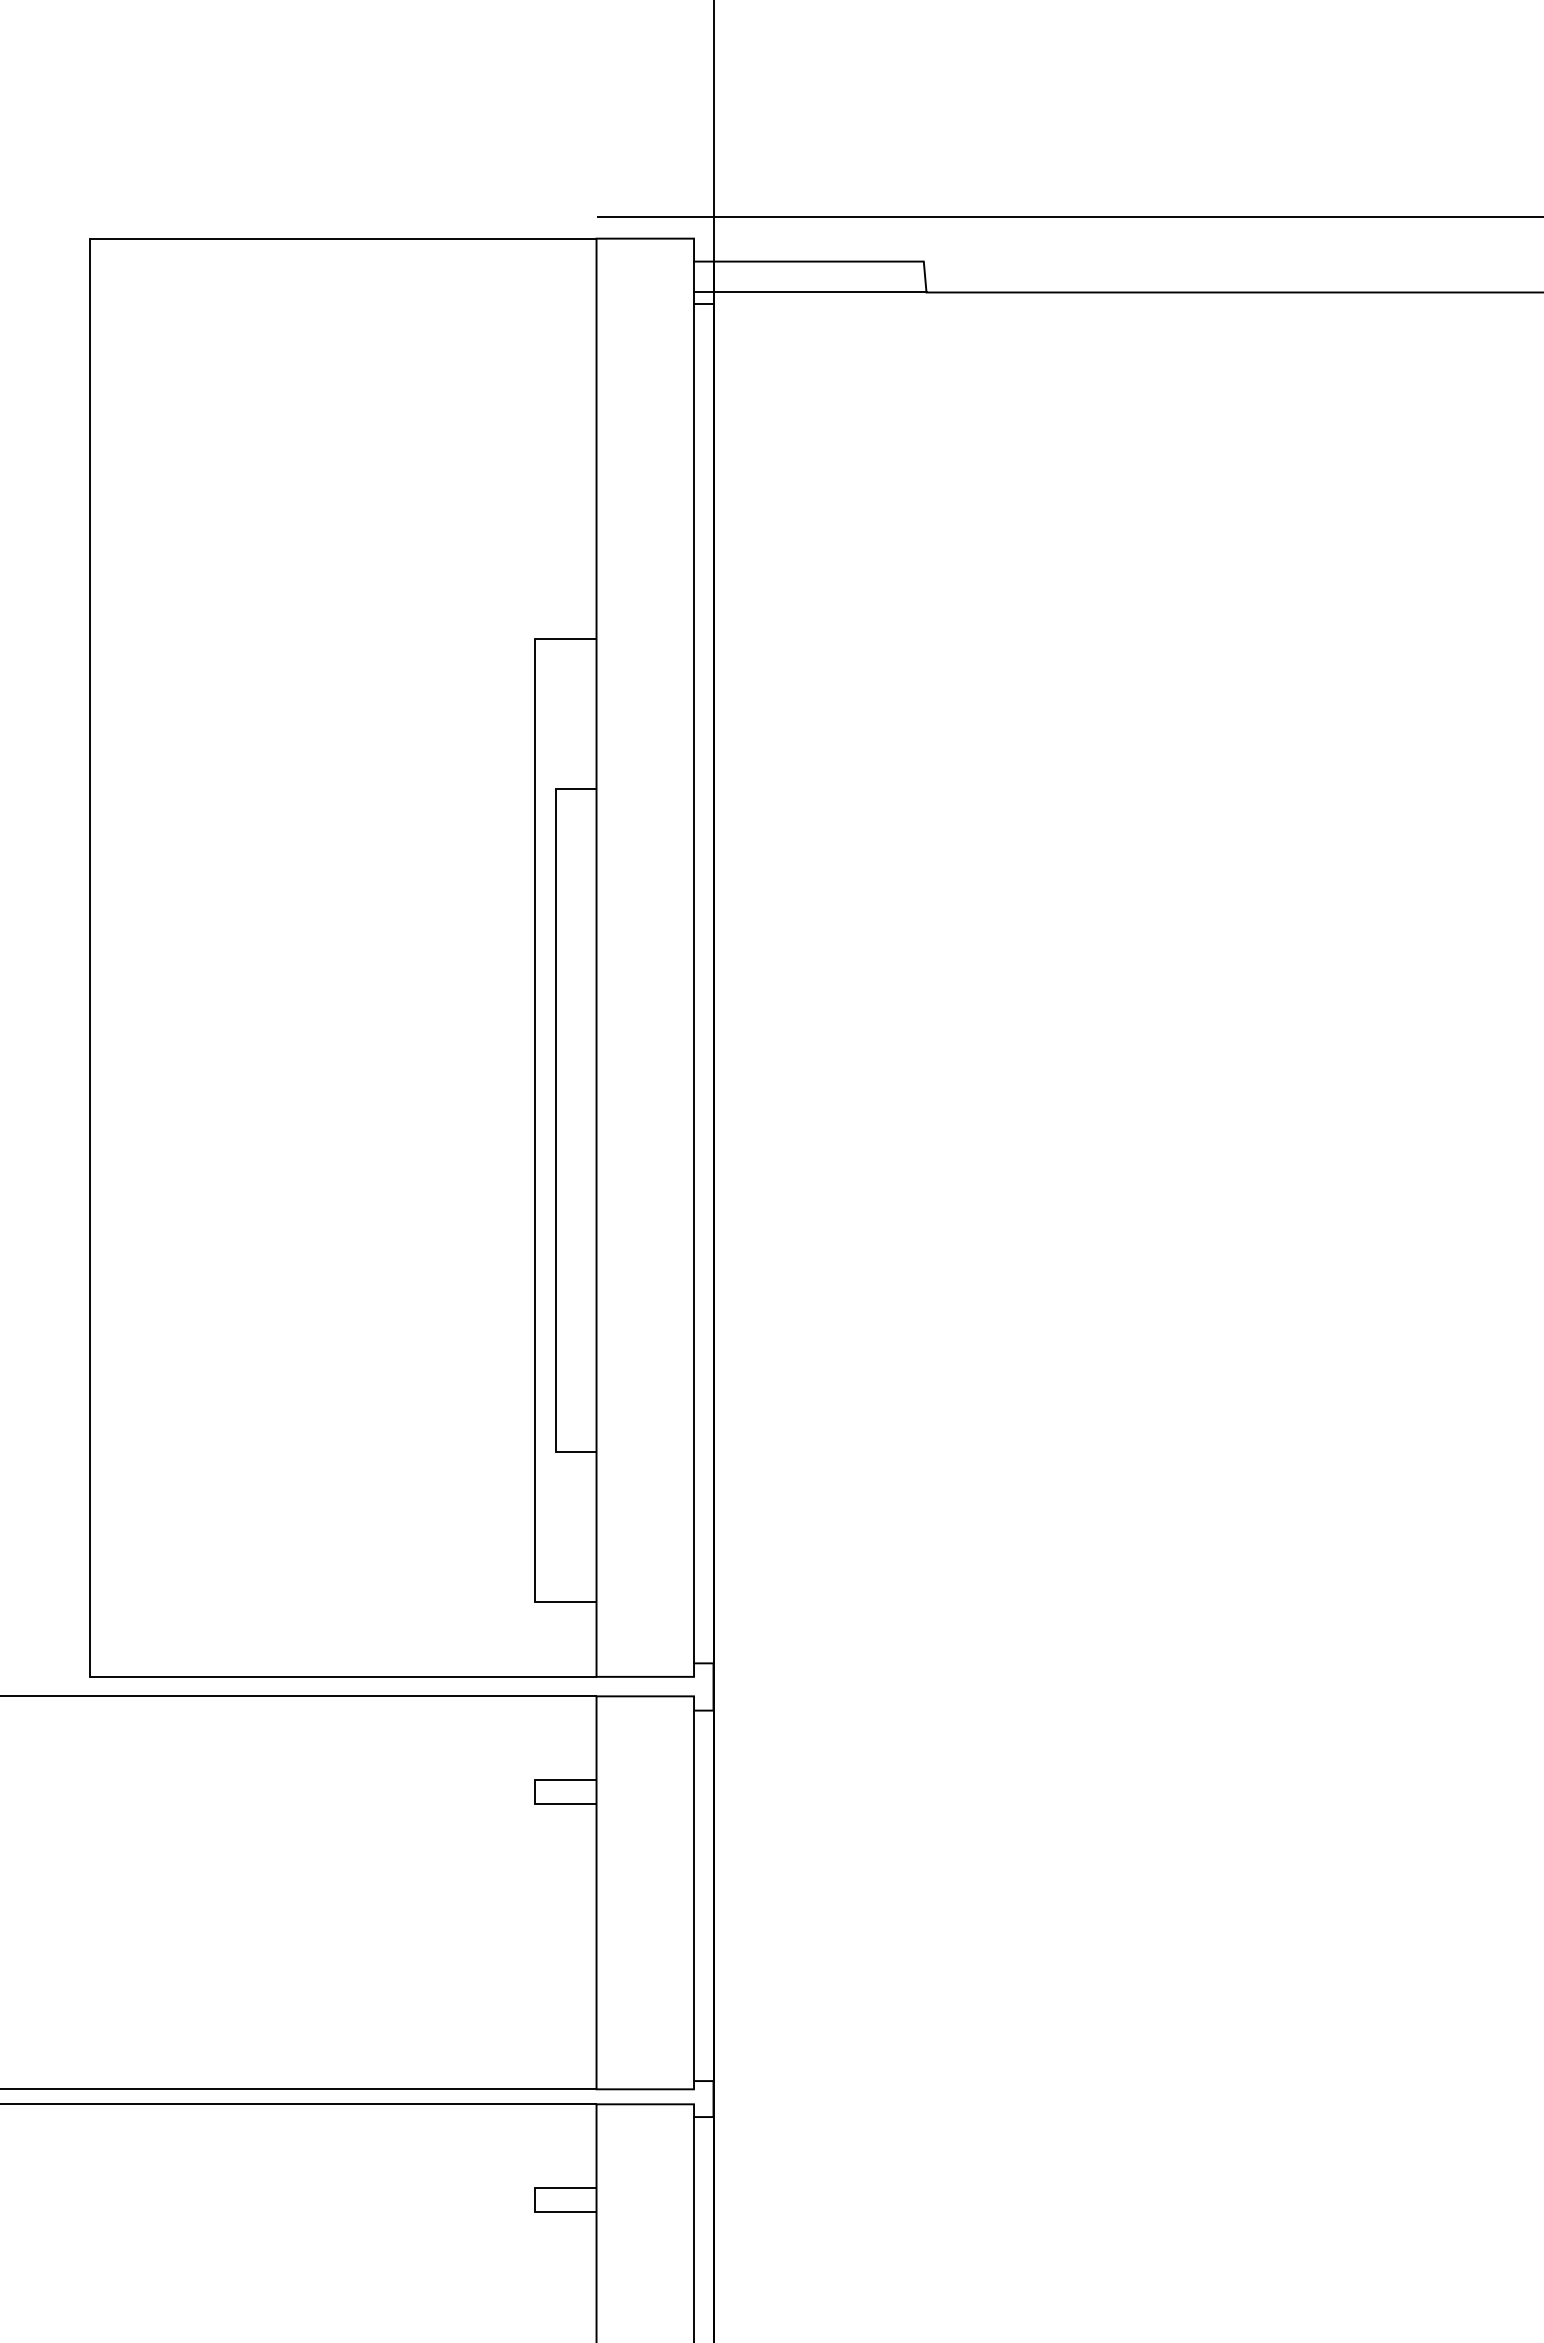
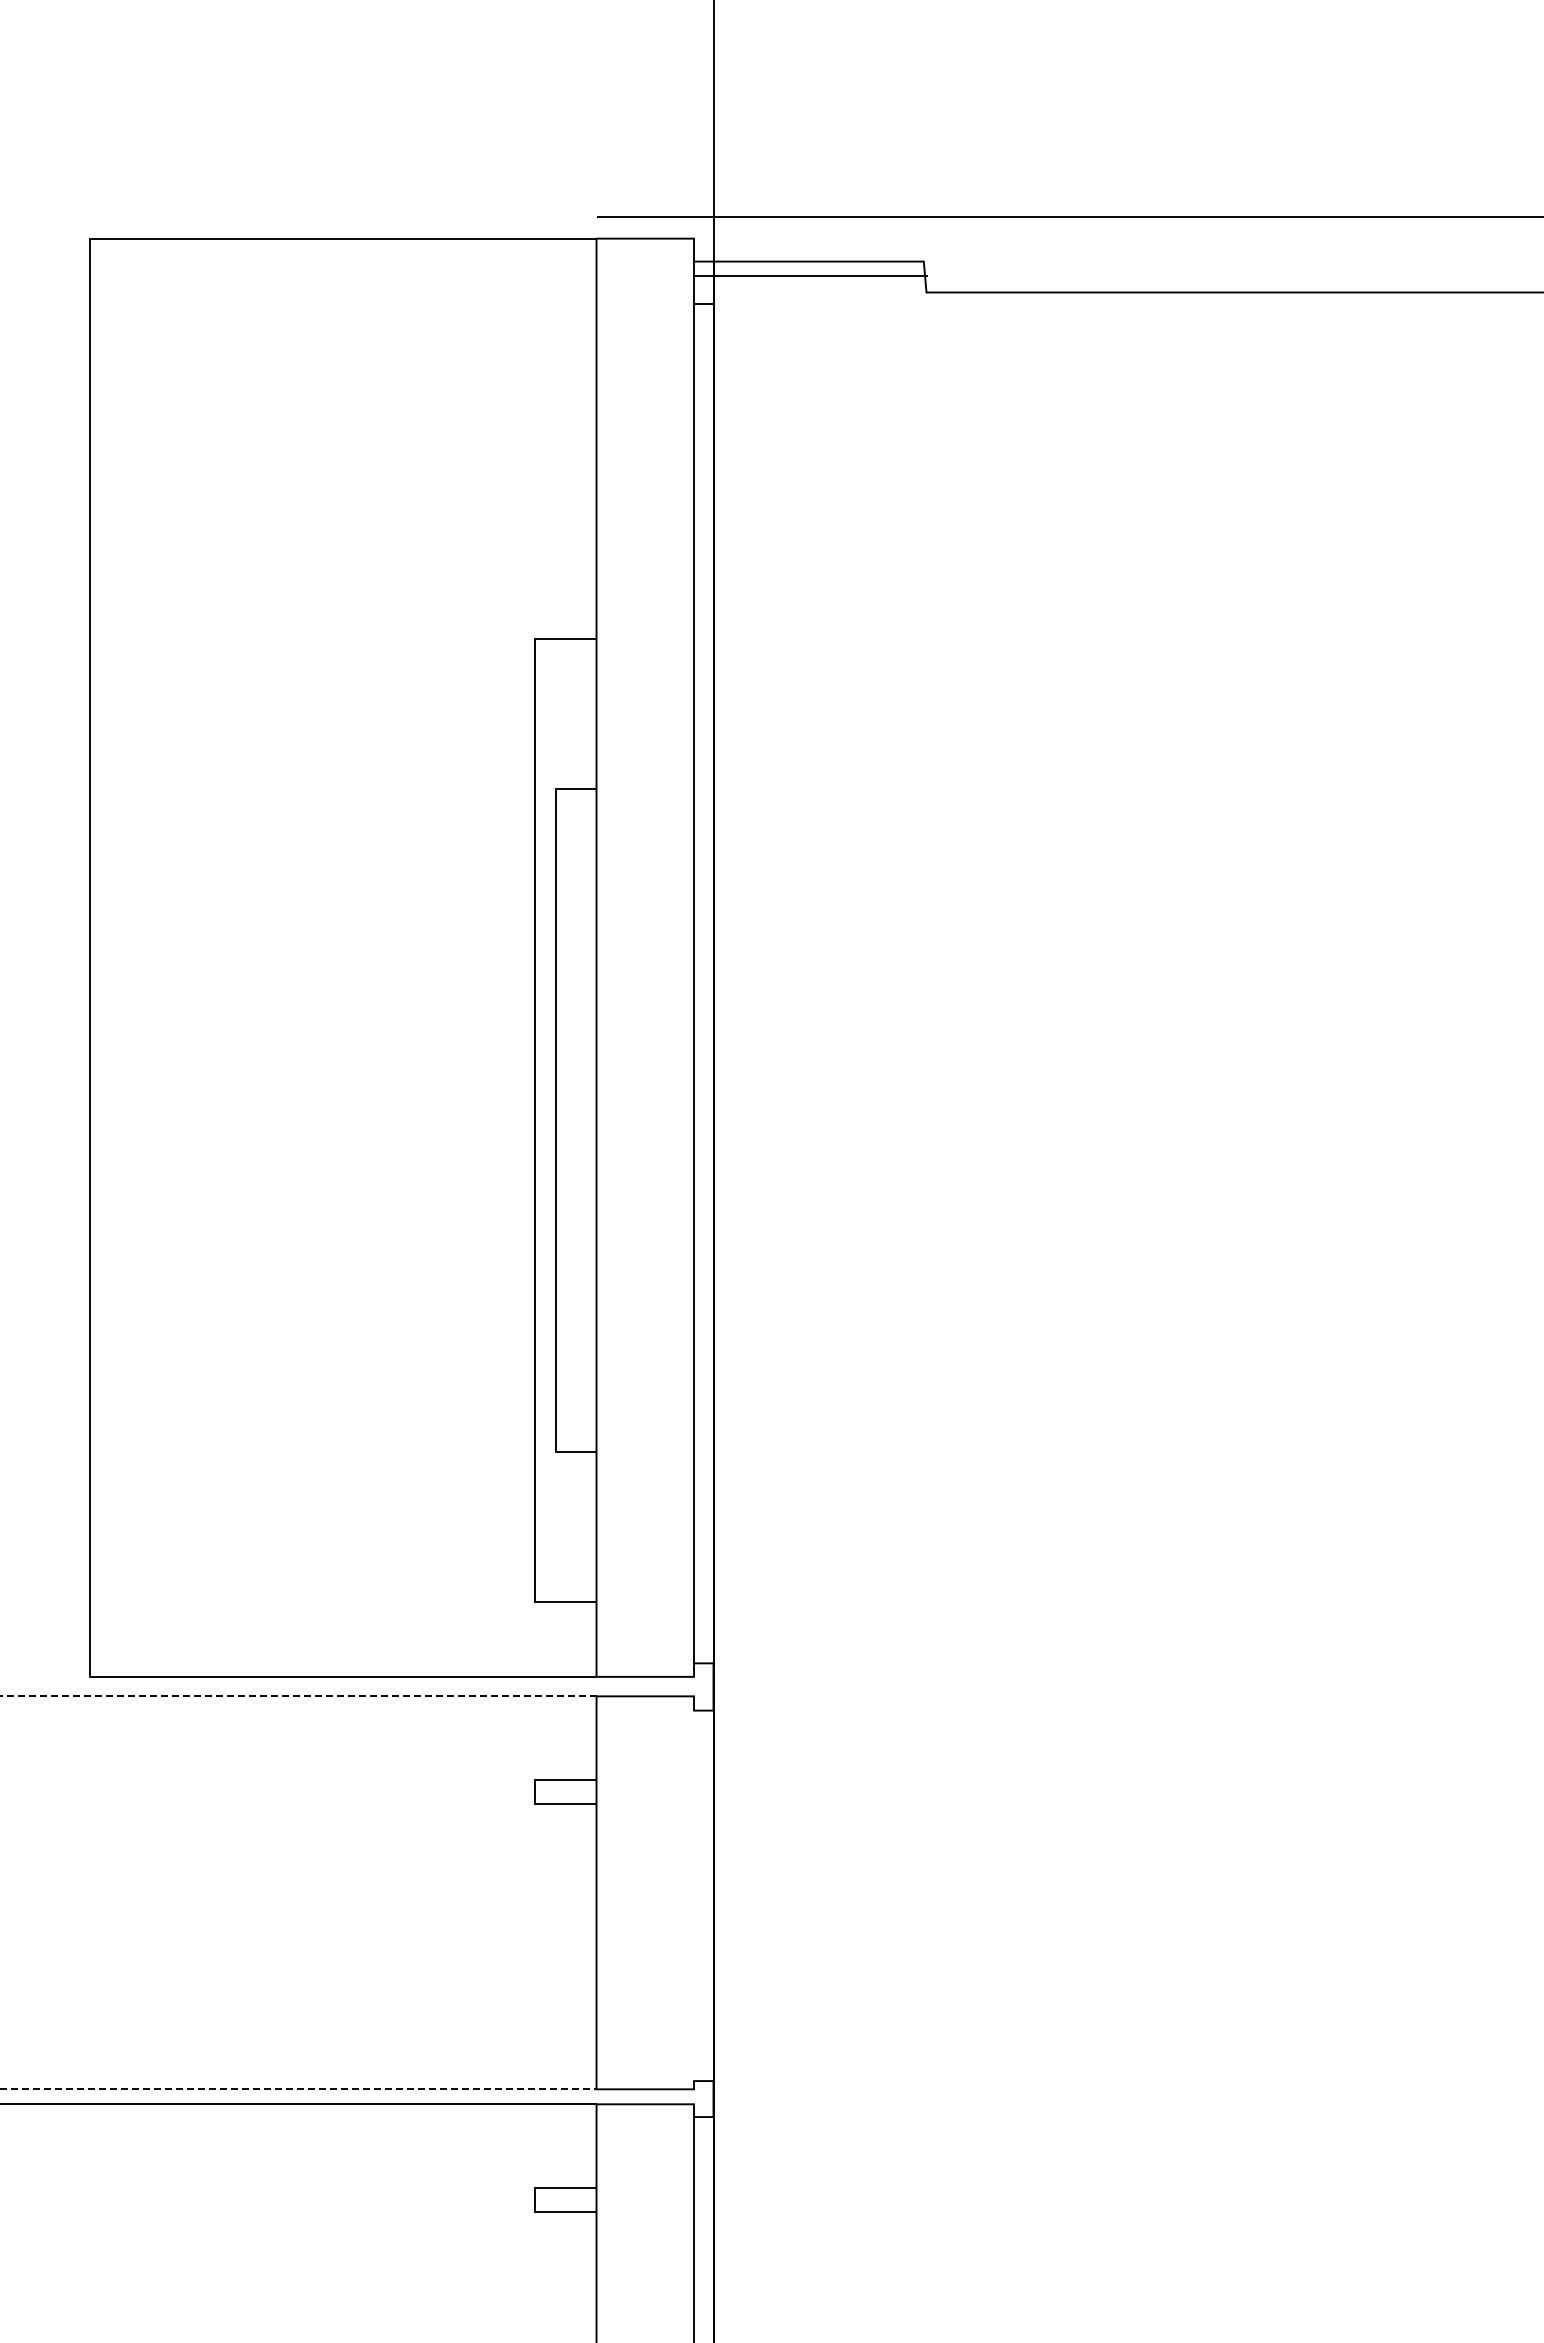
line position: (810, 292) -> (810, 276) (810, 276)
line: present -> none (694, 1895)
line: solid -> dashed (0, 2089)
